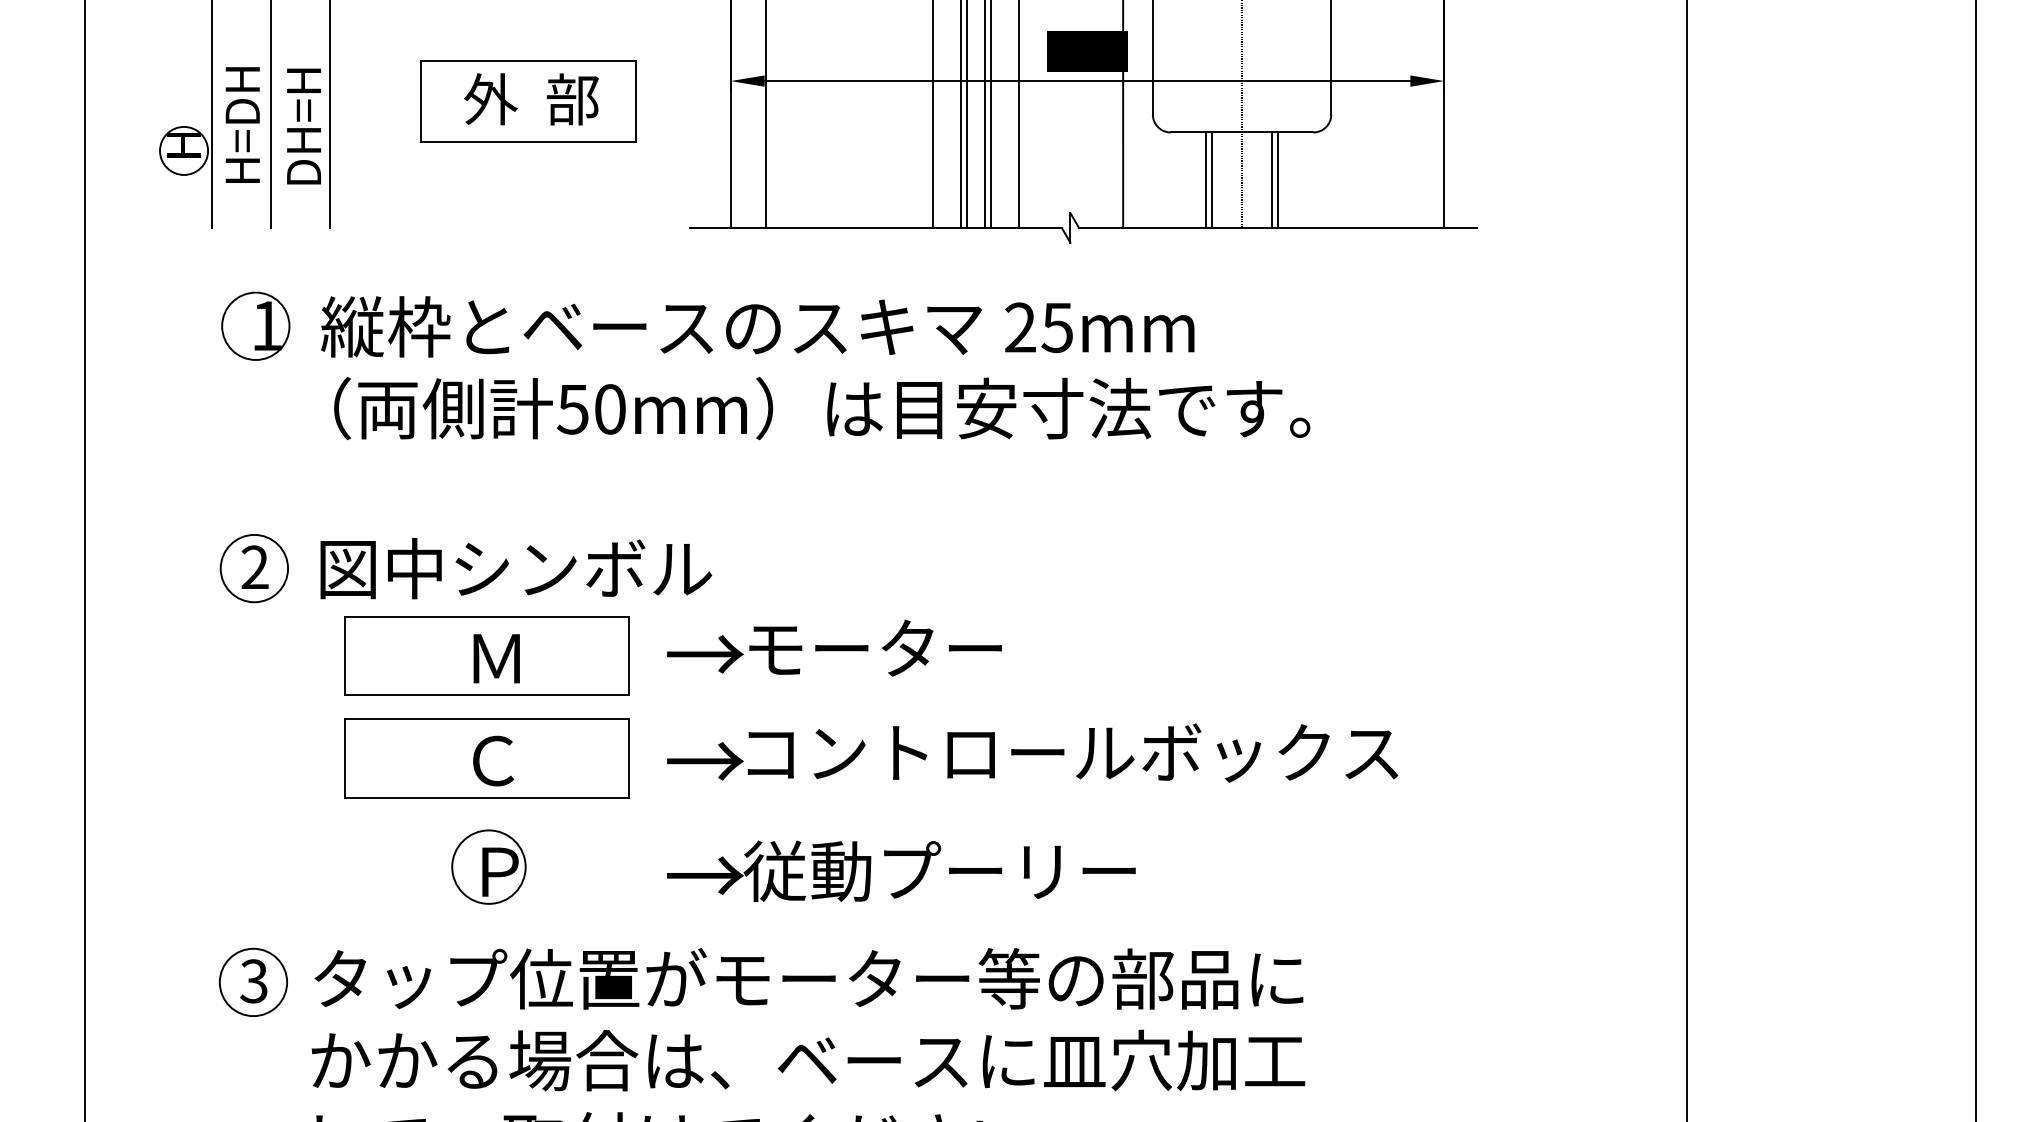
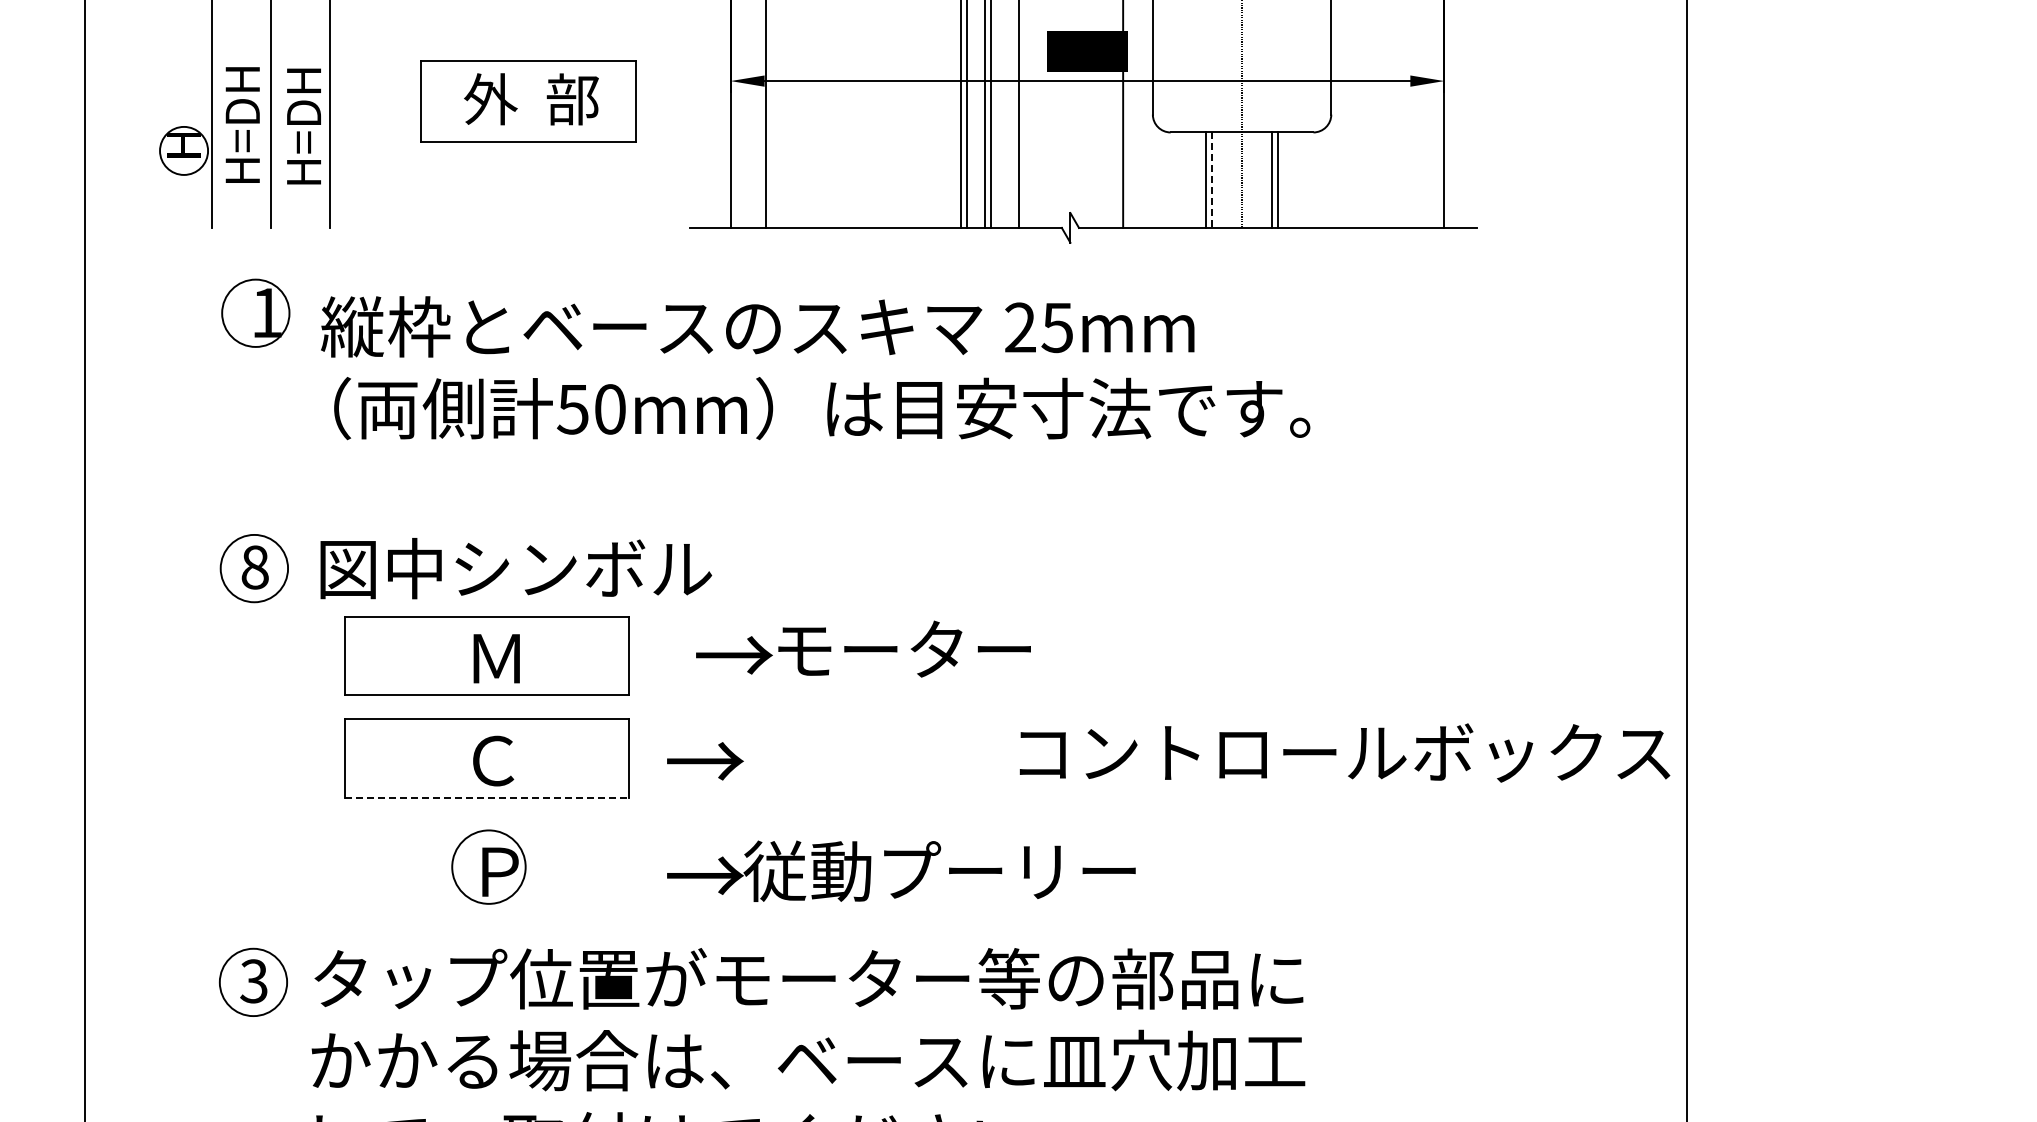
line: present -> none (932, 114)
text: DH=H -> H=DH (303, 139)
line: solid -> dashed (1212, 180)
part position: (255, 325) -> (255, 312) (255, 312)
line: present -> none (1975, 560)
text: 2 -> 8 (254, 567)
text position: (834, 647) -> (863, 648) (863, 648)
text position: (1072, 752) -> (1344, 752) (1344, 752)
line: solid -> dashed (486, 797)
